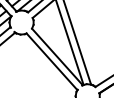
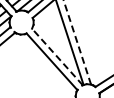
line: solid -> dashed (77, 42)
line: solid -> dashed (57, 56)
